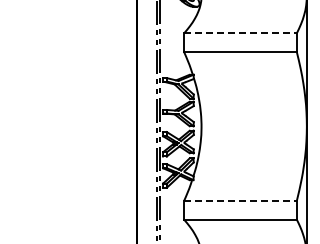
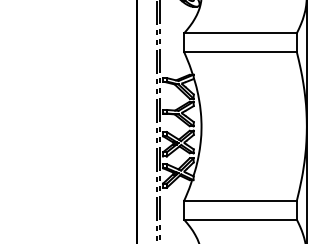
line: dashed -> solid (241, 33)
line: dashed -> solid (241, 200)
